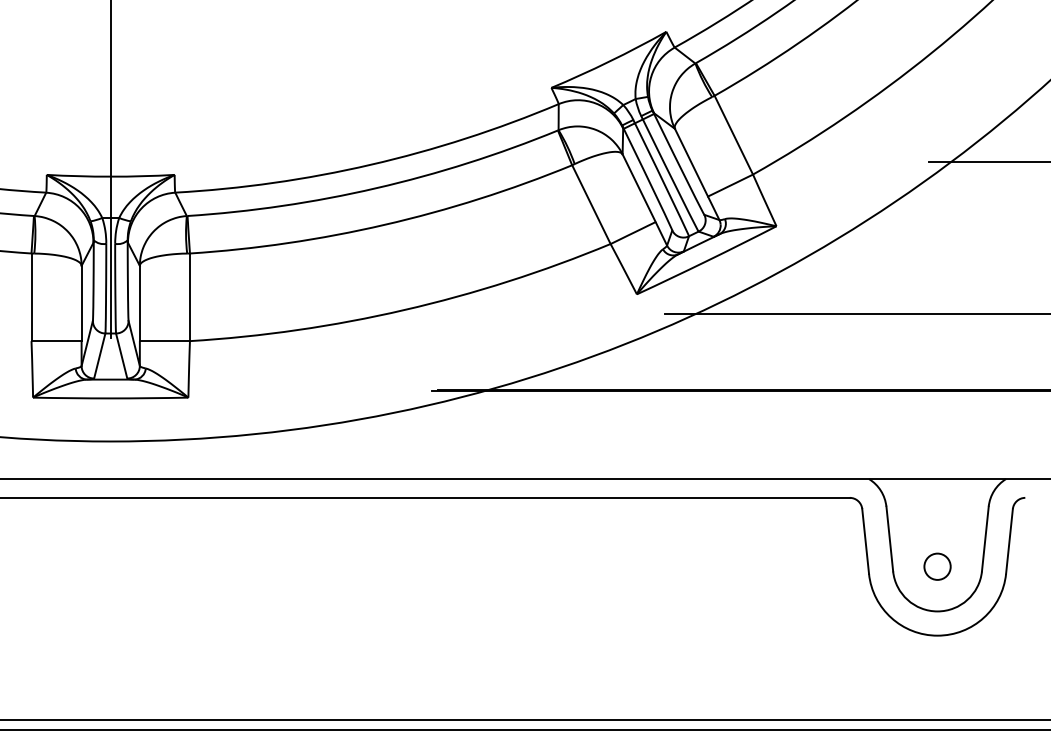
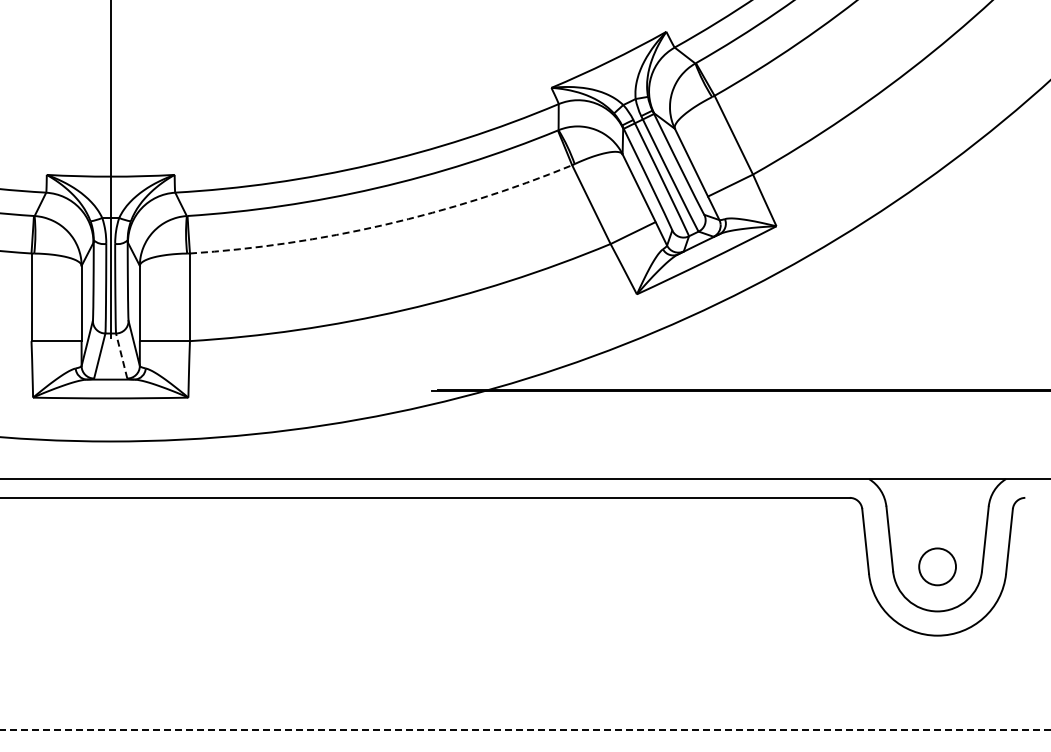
line: present -> none (988, 162)
arc: solid -> dashed (384, 224)
line: present -> none (856, 313)
line: solid -> dashed (121, 355)
circle size: 29x29 px -> 39x40 px (937, 566)
line: present -> none (524, 720)
line: solid -> dashed (525, 729)
